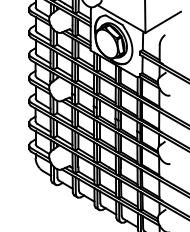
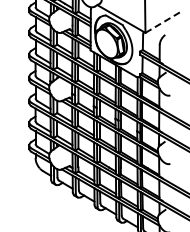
line: solid -> dashed (163, 22)
